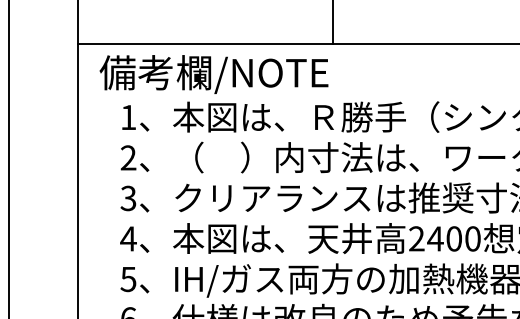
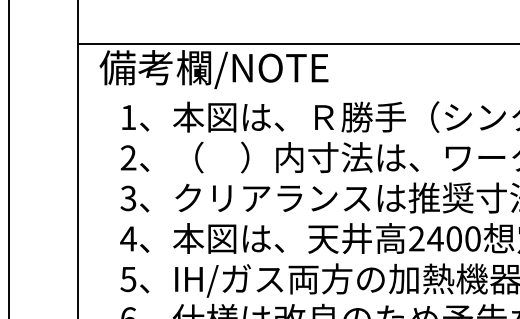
line: present -> none (332, 22)
text position: (213, 74) -> (213, 69) (213, 69)
